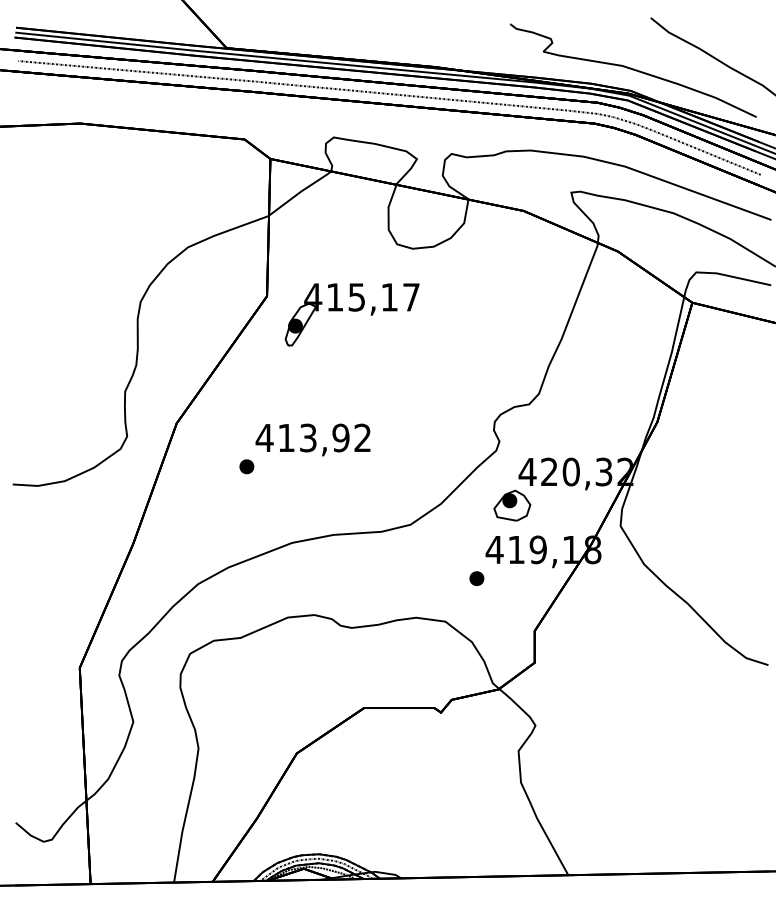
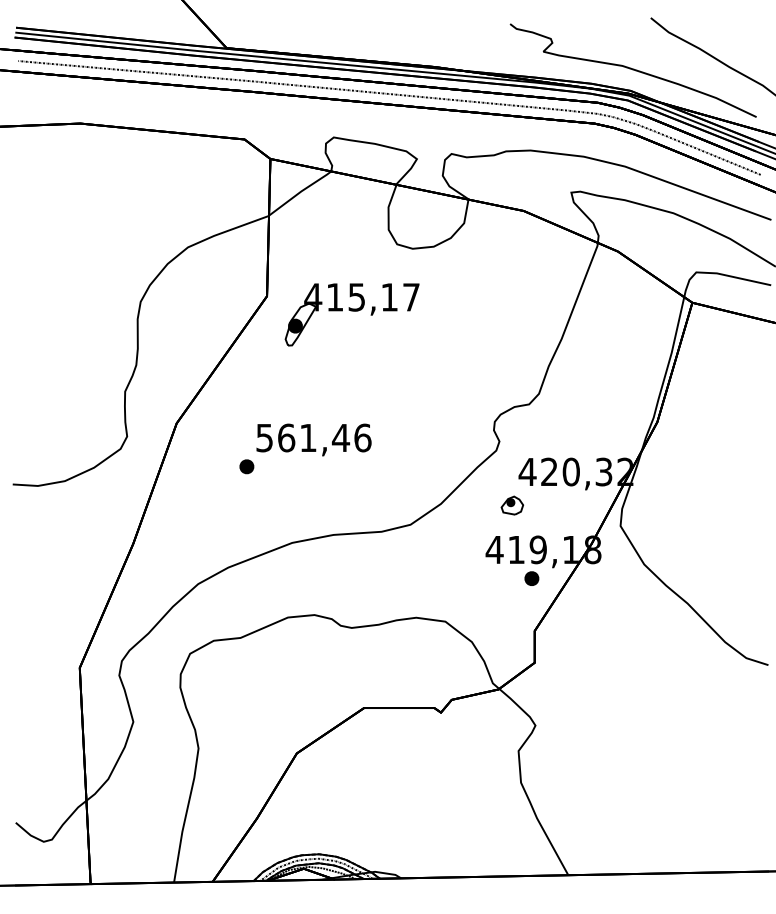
text: 413,92 -> 561,46 (313, 437)
part size: 39x33 px -> 25x21 px (512, 505)
part position: (476, 578) -> (531, 578) (531, 578)
